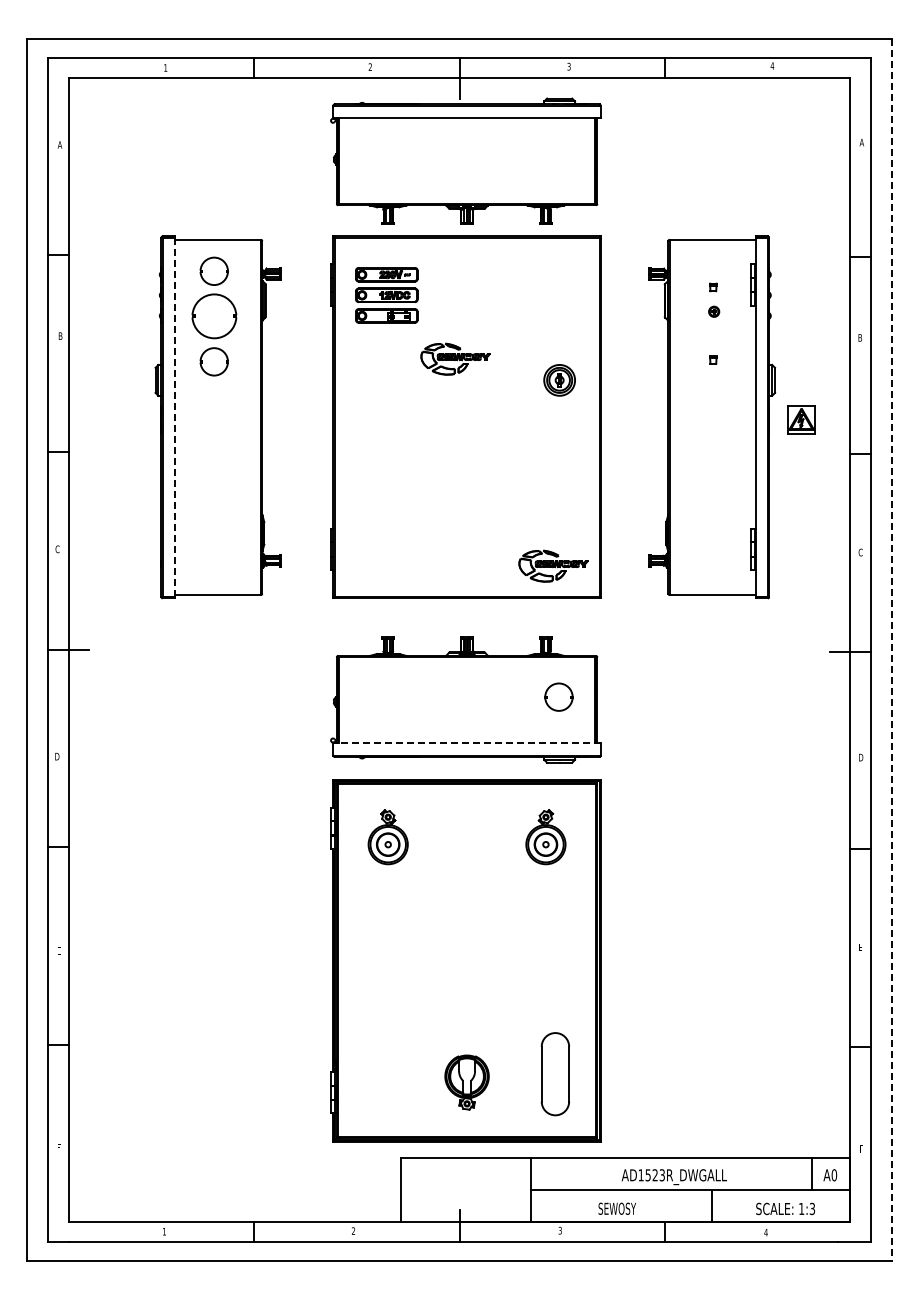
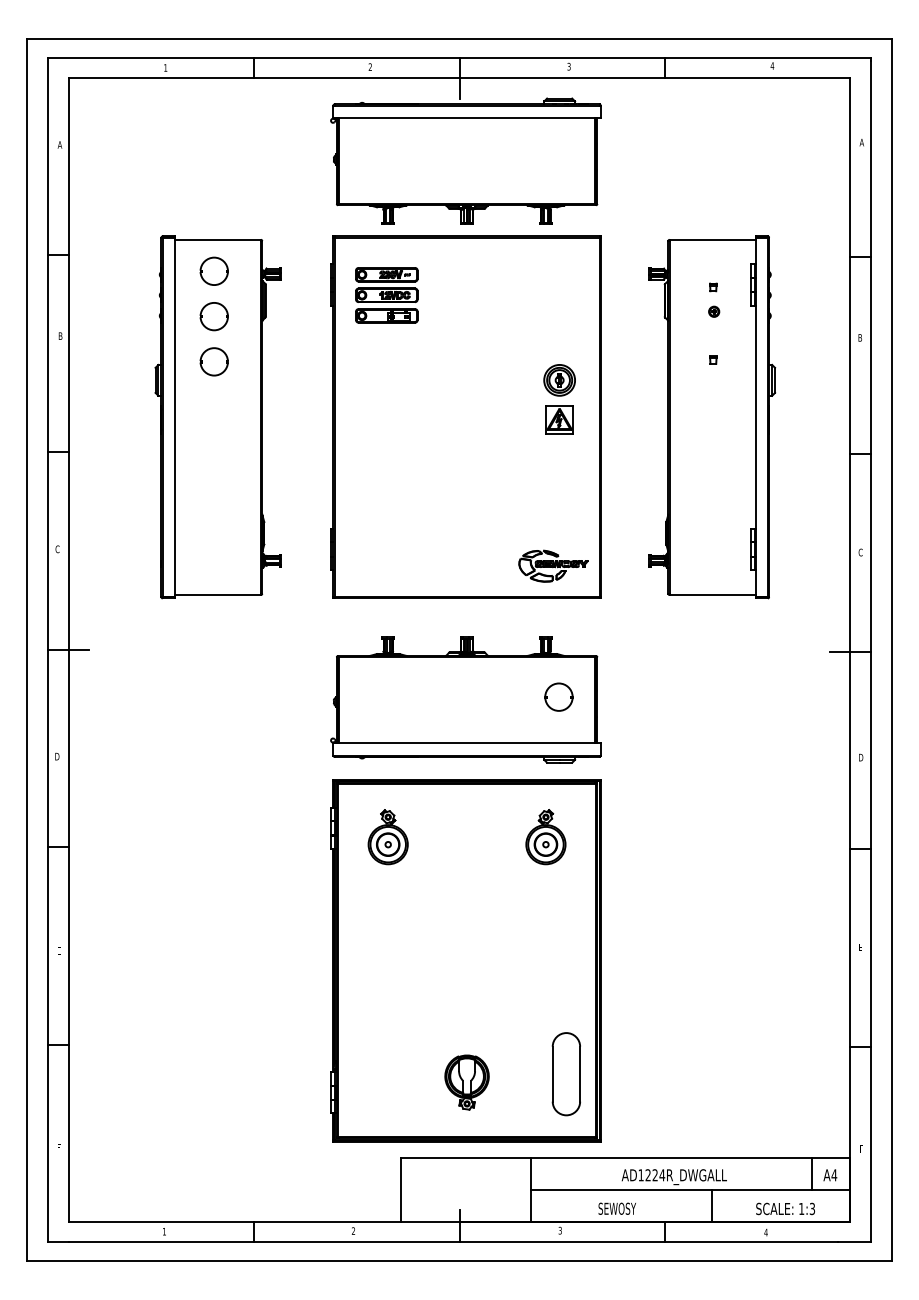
part size: 47x47 px -> 30x30 px (213, 316)
part: present -> none (455, 358)
line: dashed -> solid (174, 417)
part position: (801, 419) -> (559, 419) (559, 419)
line: dashed -> solid (891, 650)
line: dashed -> solid (467, 743)
part position: (554, 1074) -> (565, 1074) (565, 1074)
text: AD1523R_DWGALL -> AD1224R_DWGALL (655, 1175)
text: A0 -> A4 (834, 1175)
